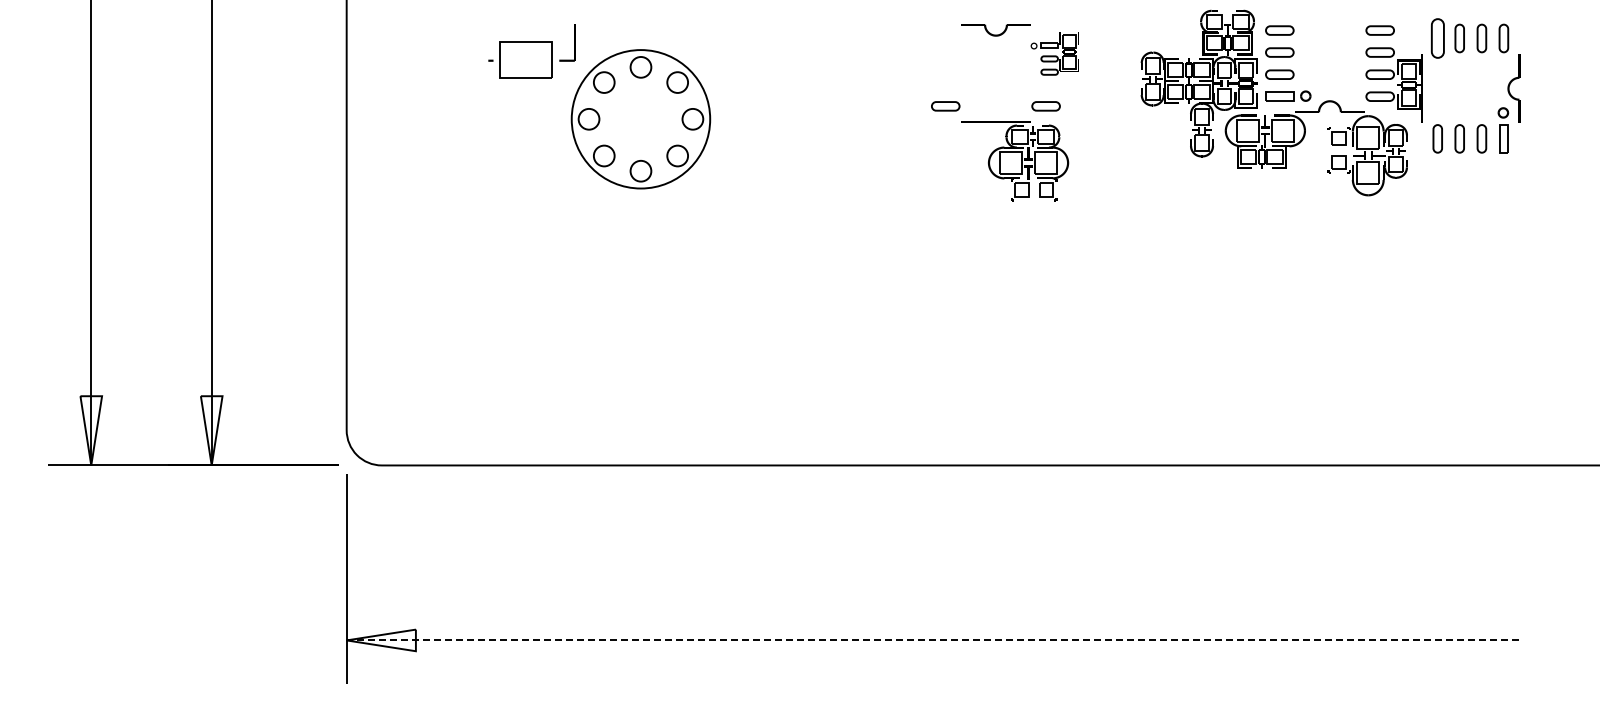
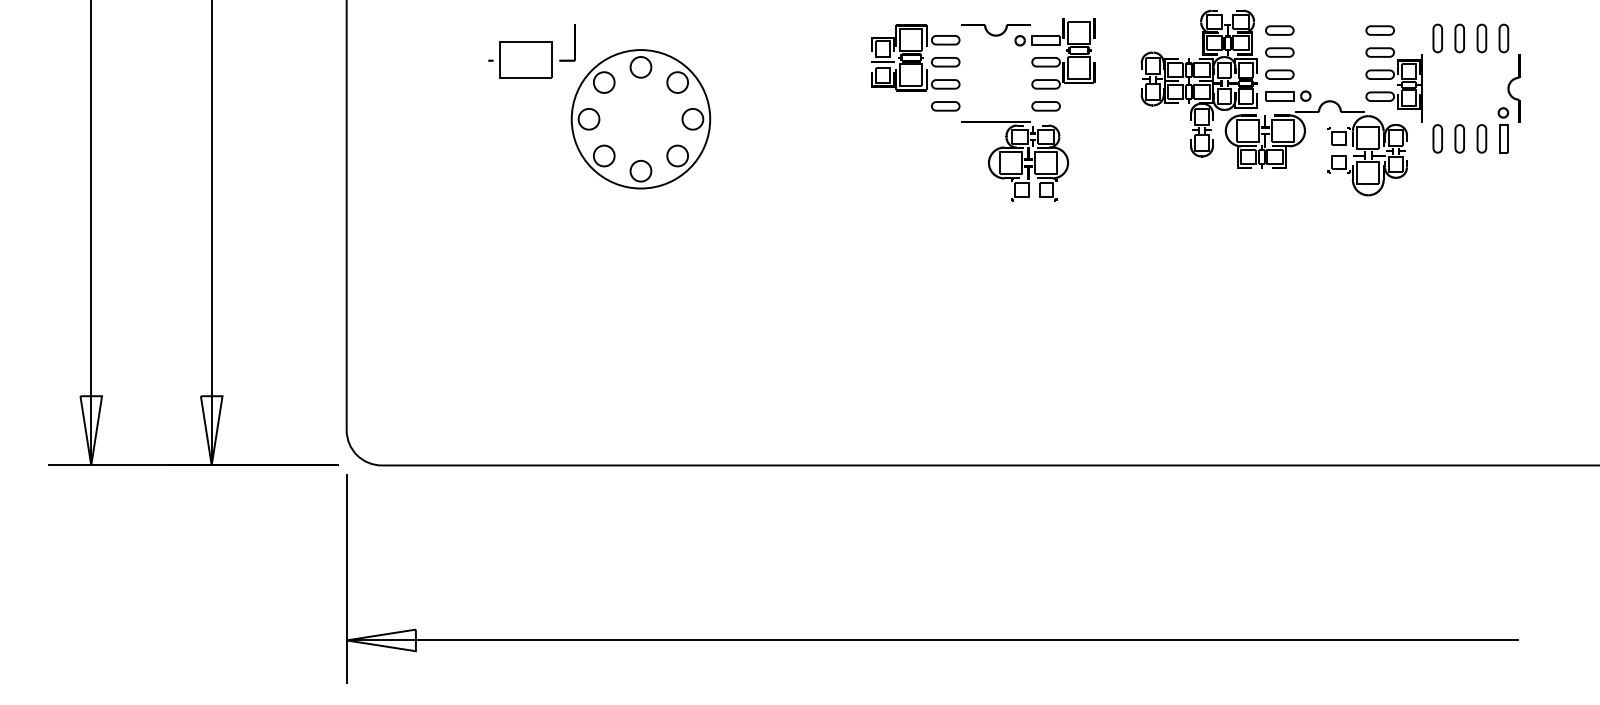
part size: 14x41 px -> 11x31 px (1437, 38)
part size: 49x44 px -> 82x72 px (1054, 53)
part: none -> present (915, 57)
line: dashed -> solid (932, 640)
